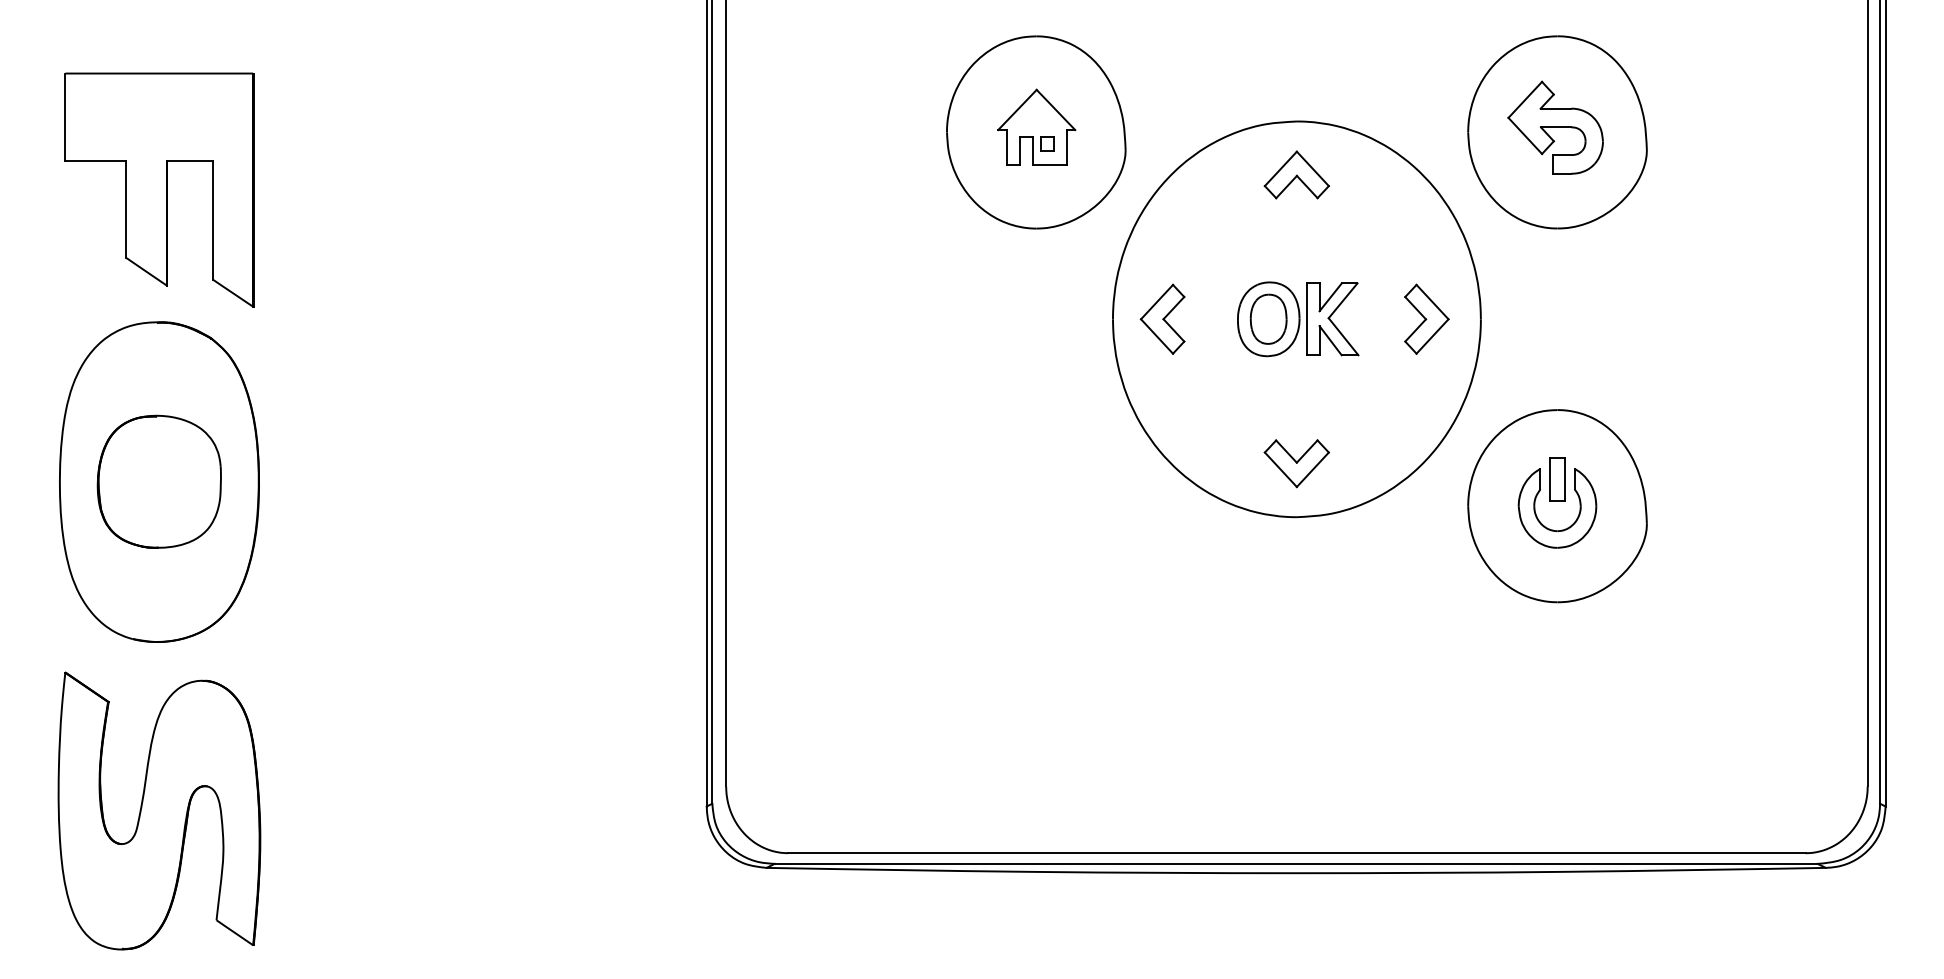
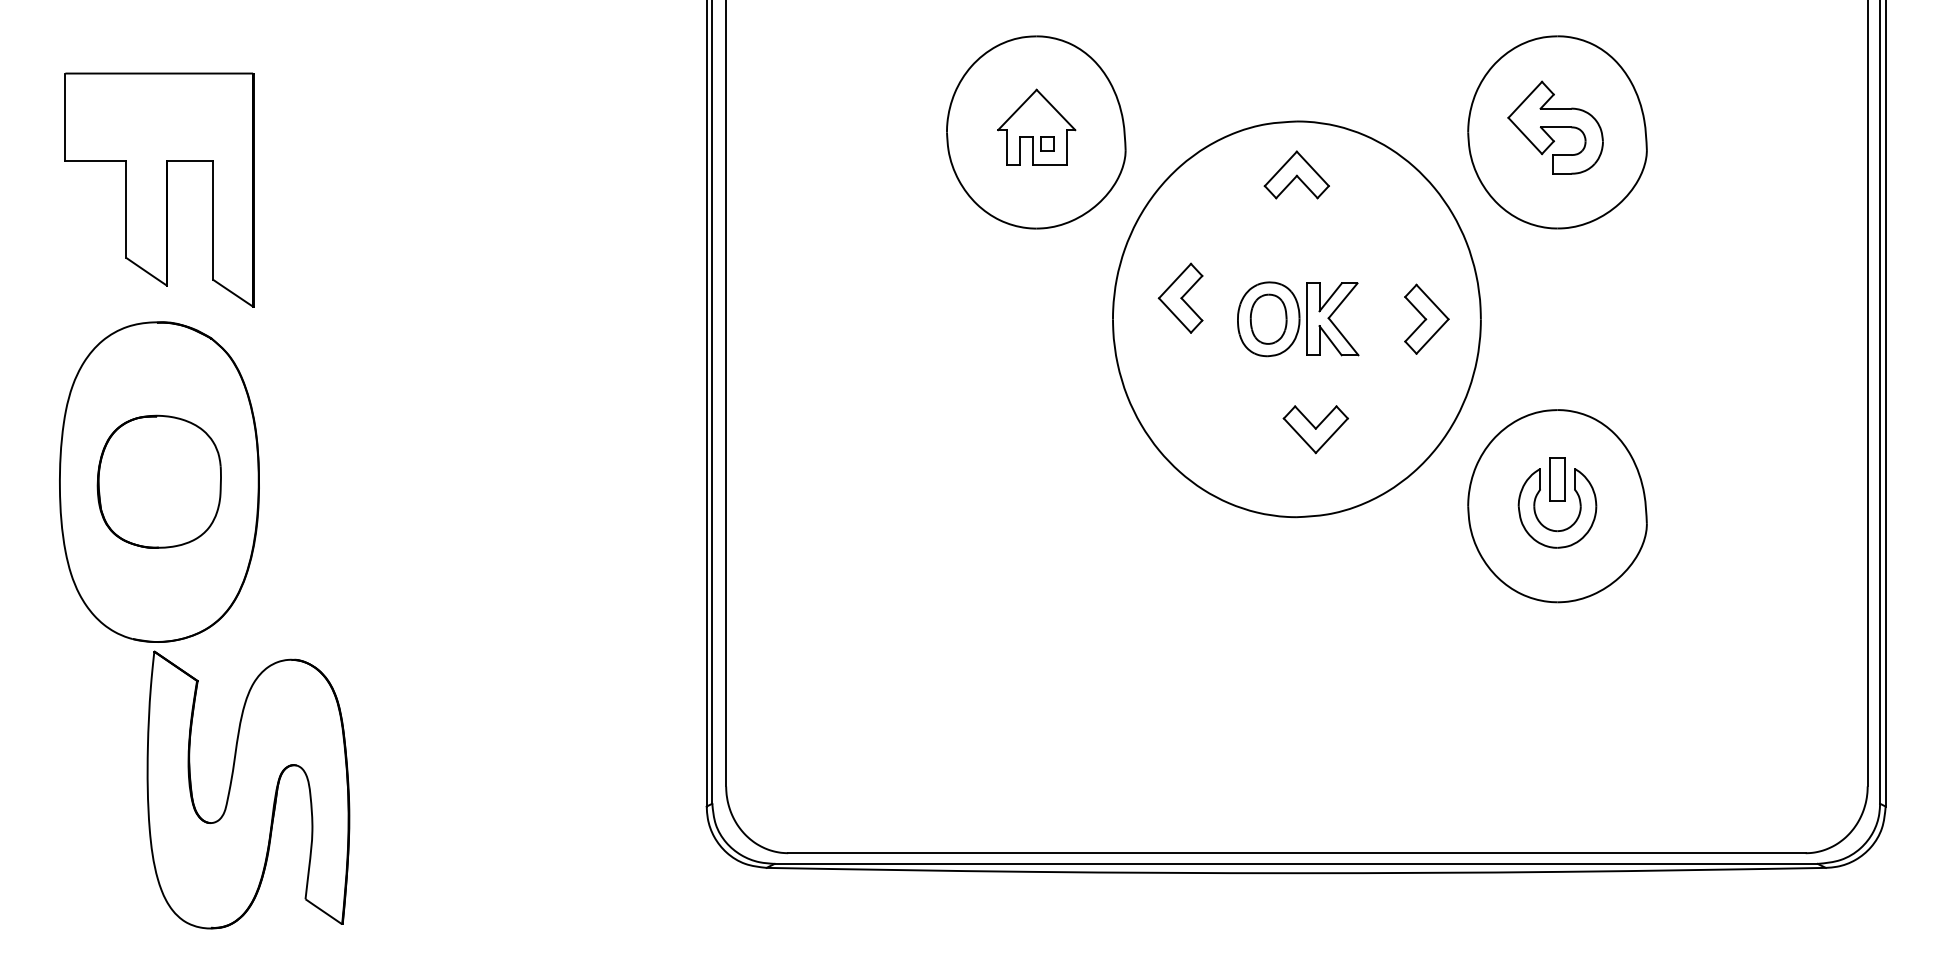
part position: (1162, 318) -> (1180, 297) (1180, 297)
part position: (1296, 463) -> (1315, 429) (1315, 429)
part position: (159, 810) -> (248, 789) (248, 789)
